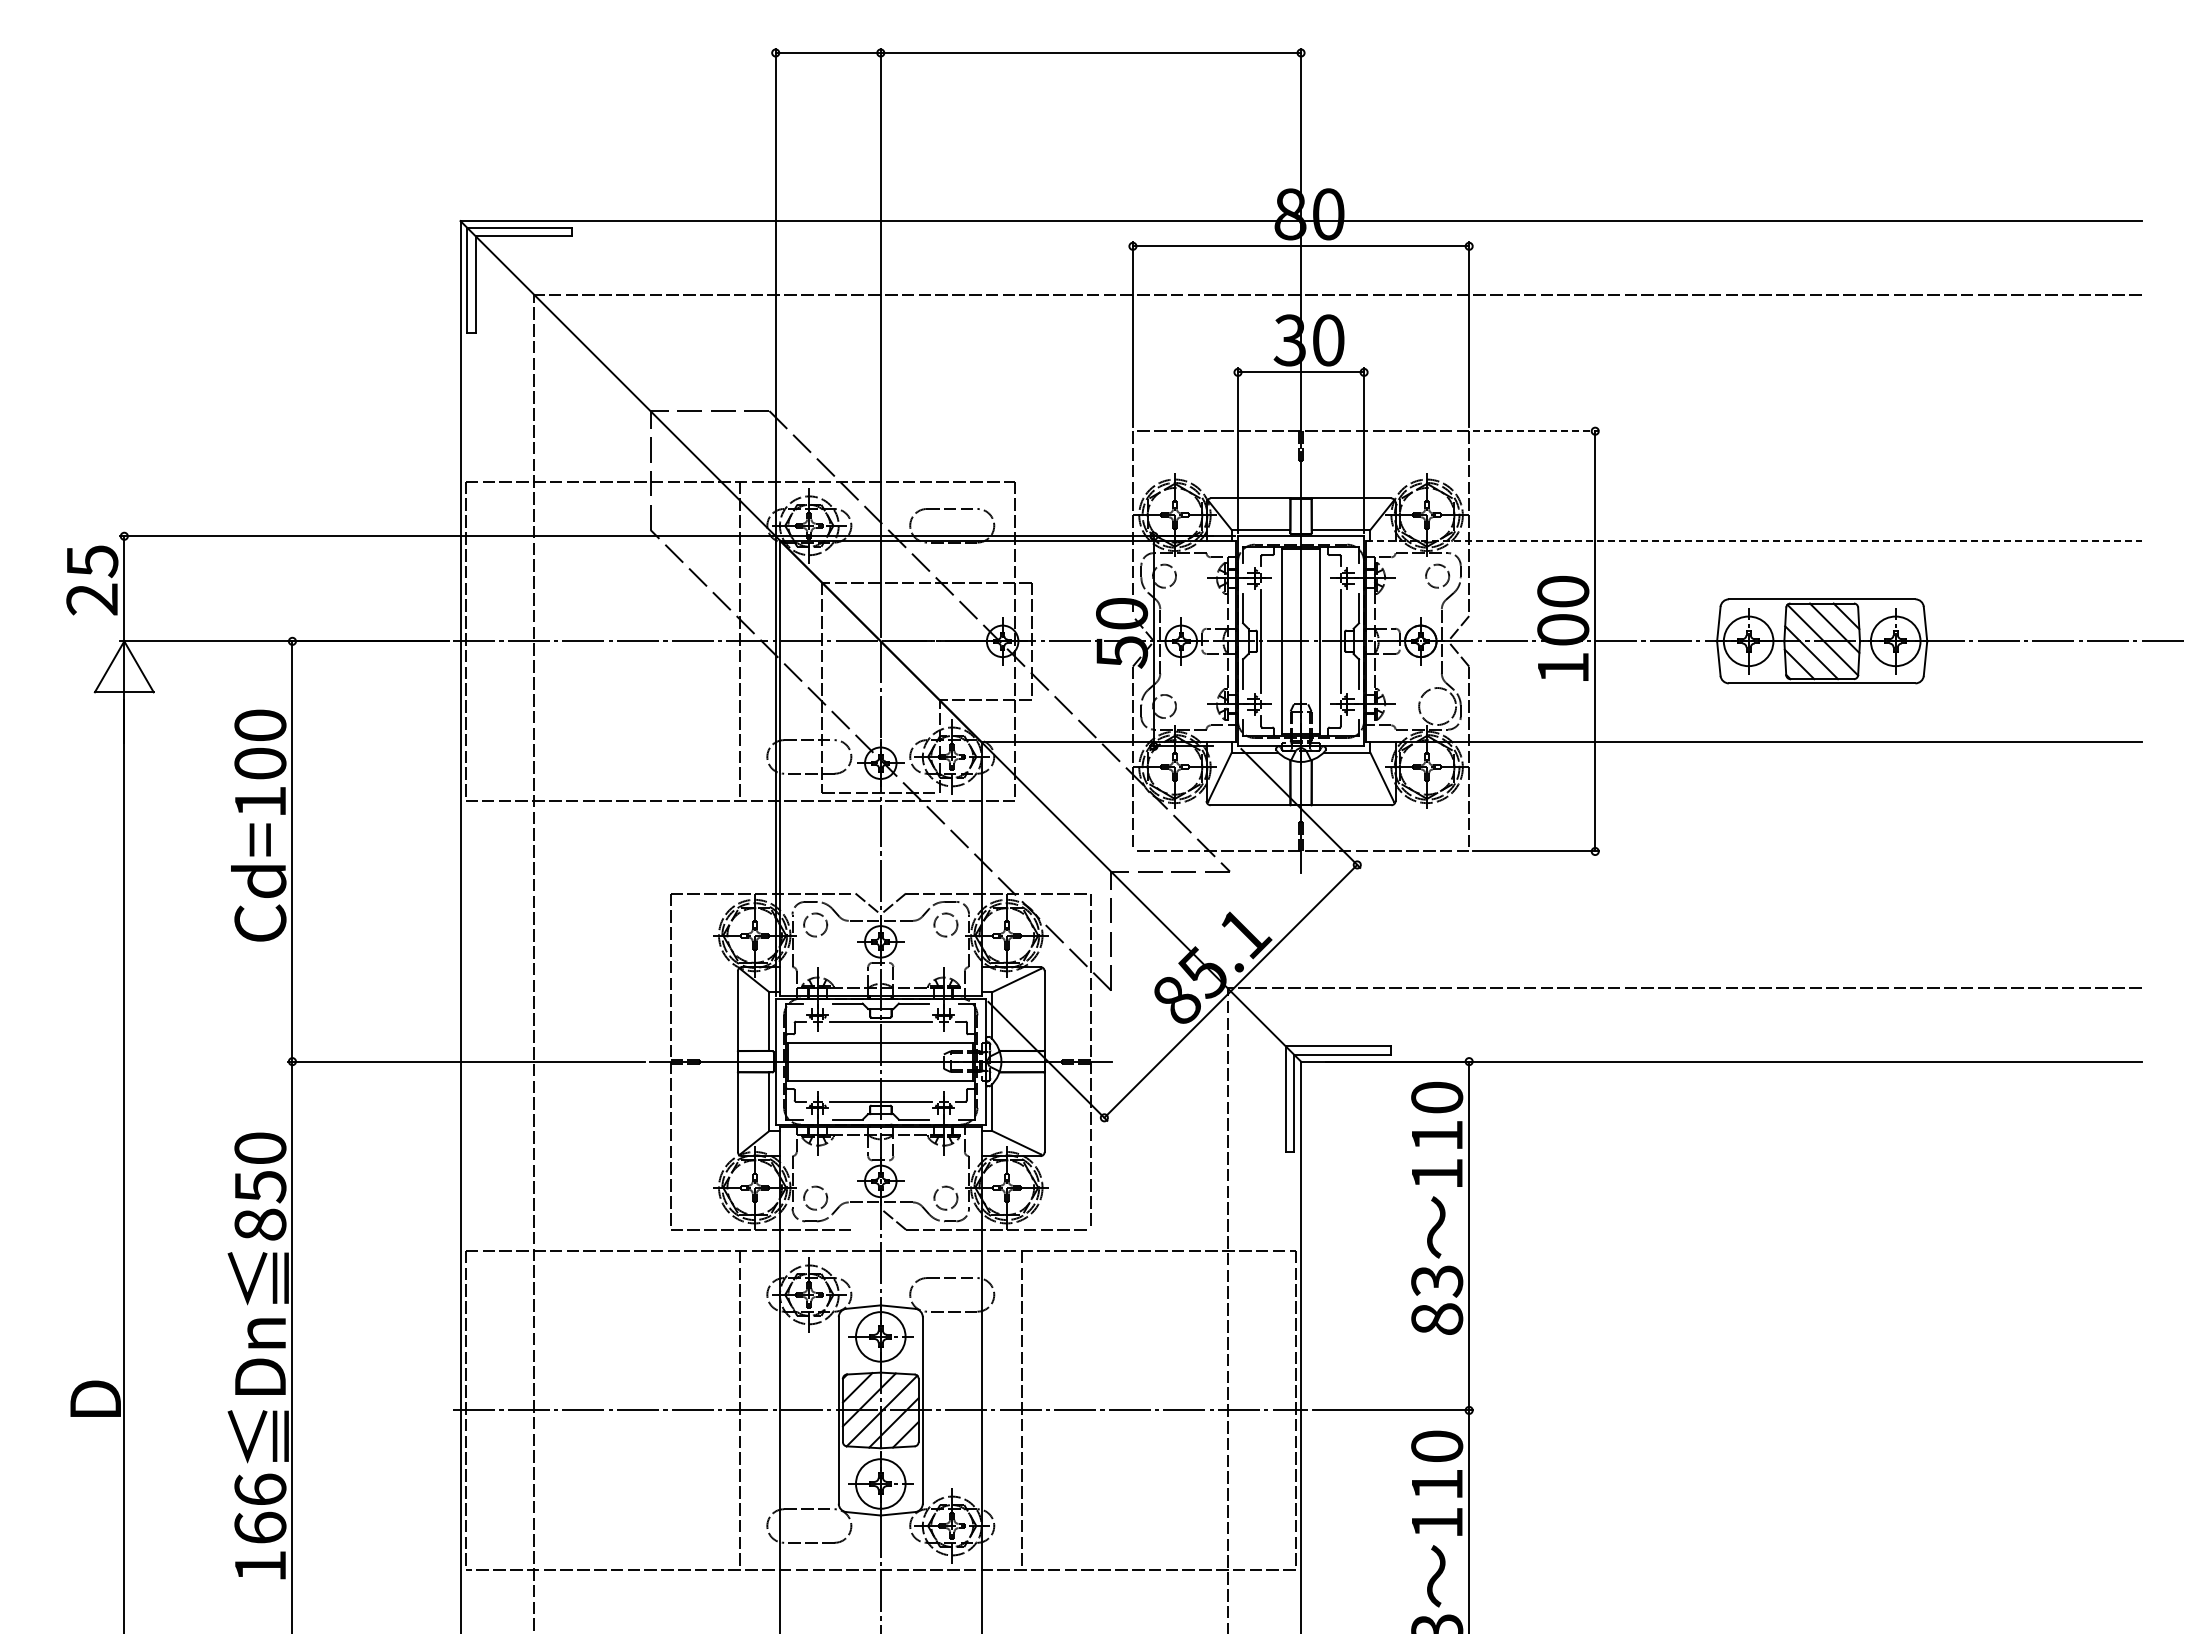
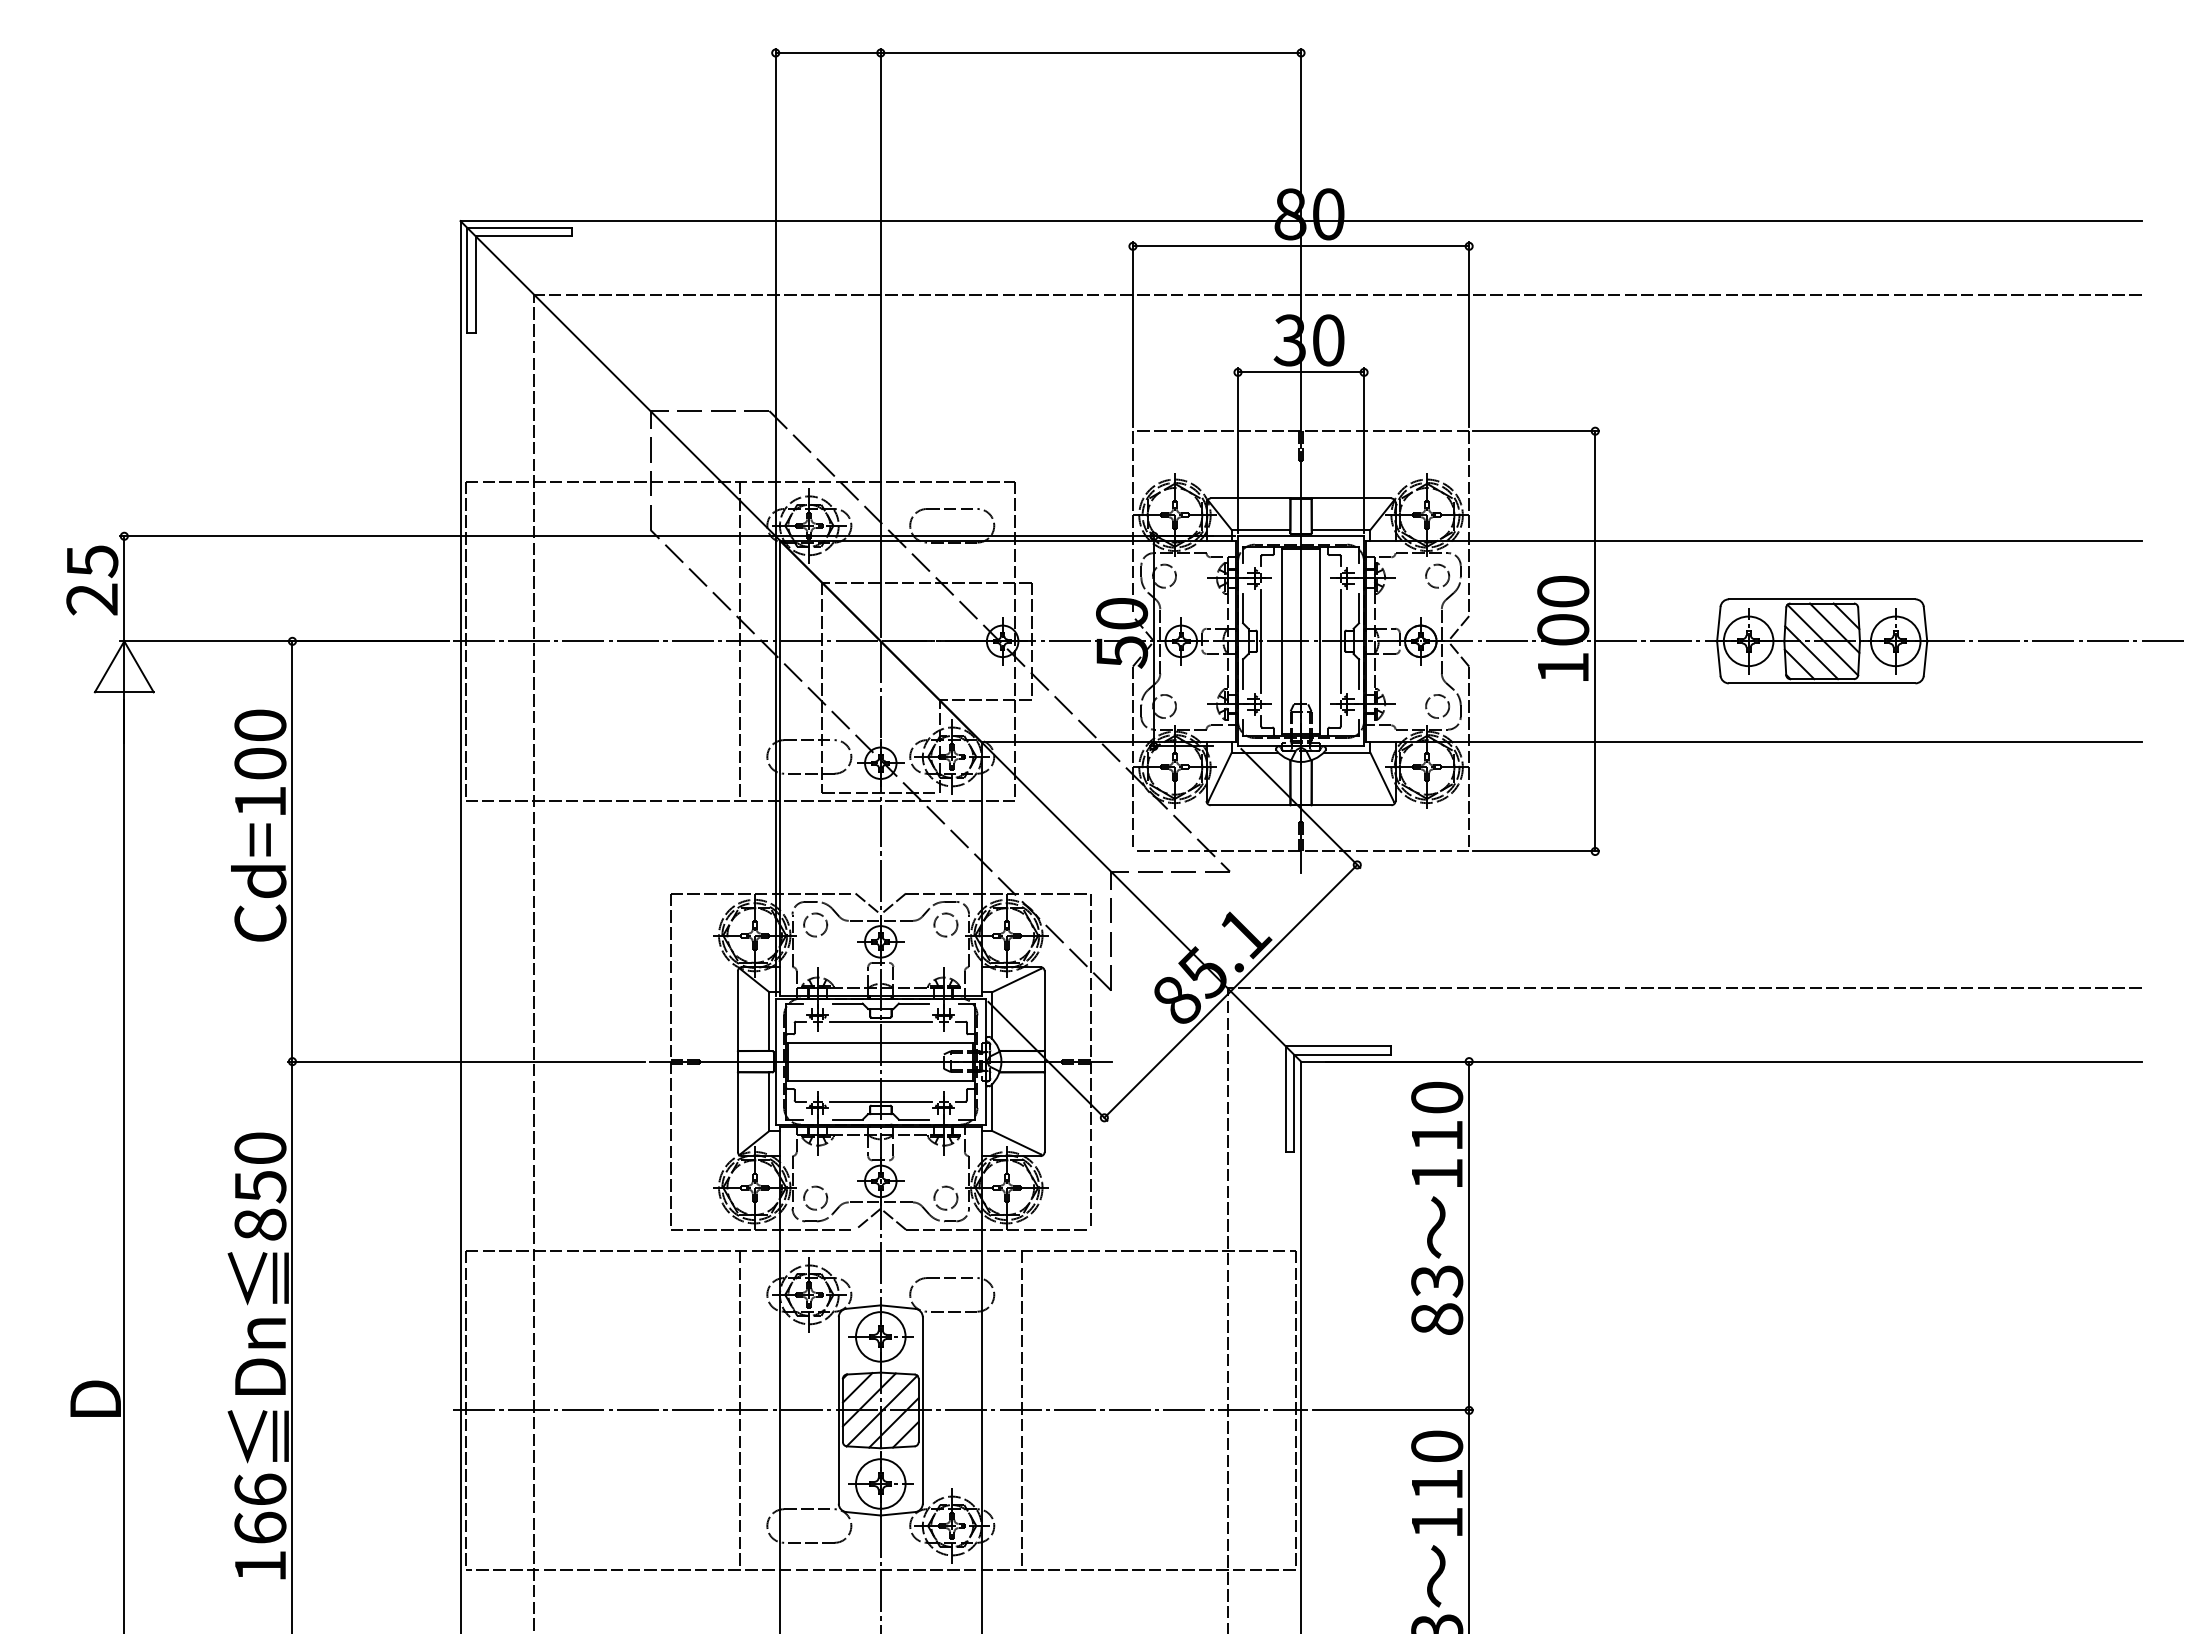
line: dashed -> solid (1536, 431)
line: dashed -> solid (1753, 540)
circle diameter: 37 px -> 23 px (1437, 706)
line: none -> present (867, 1218)
